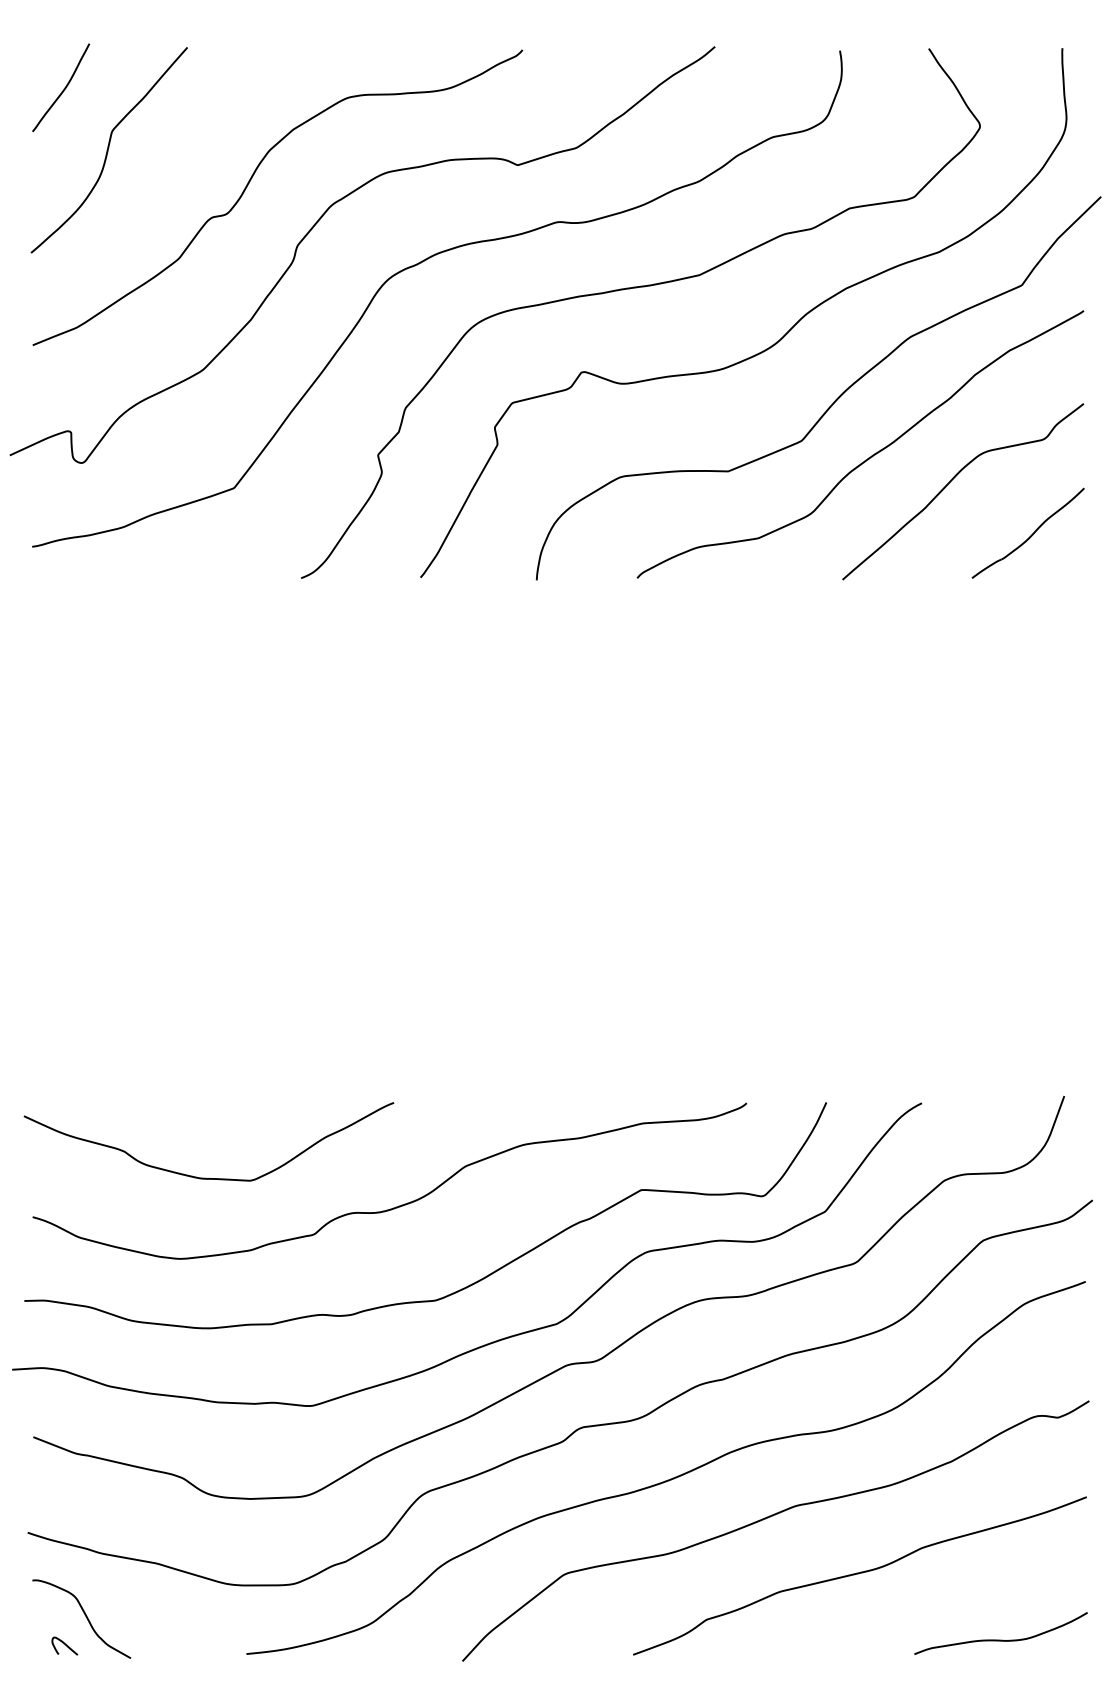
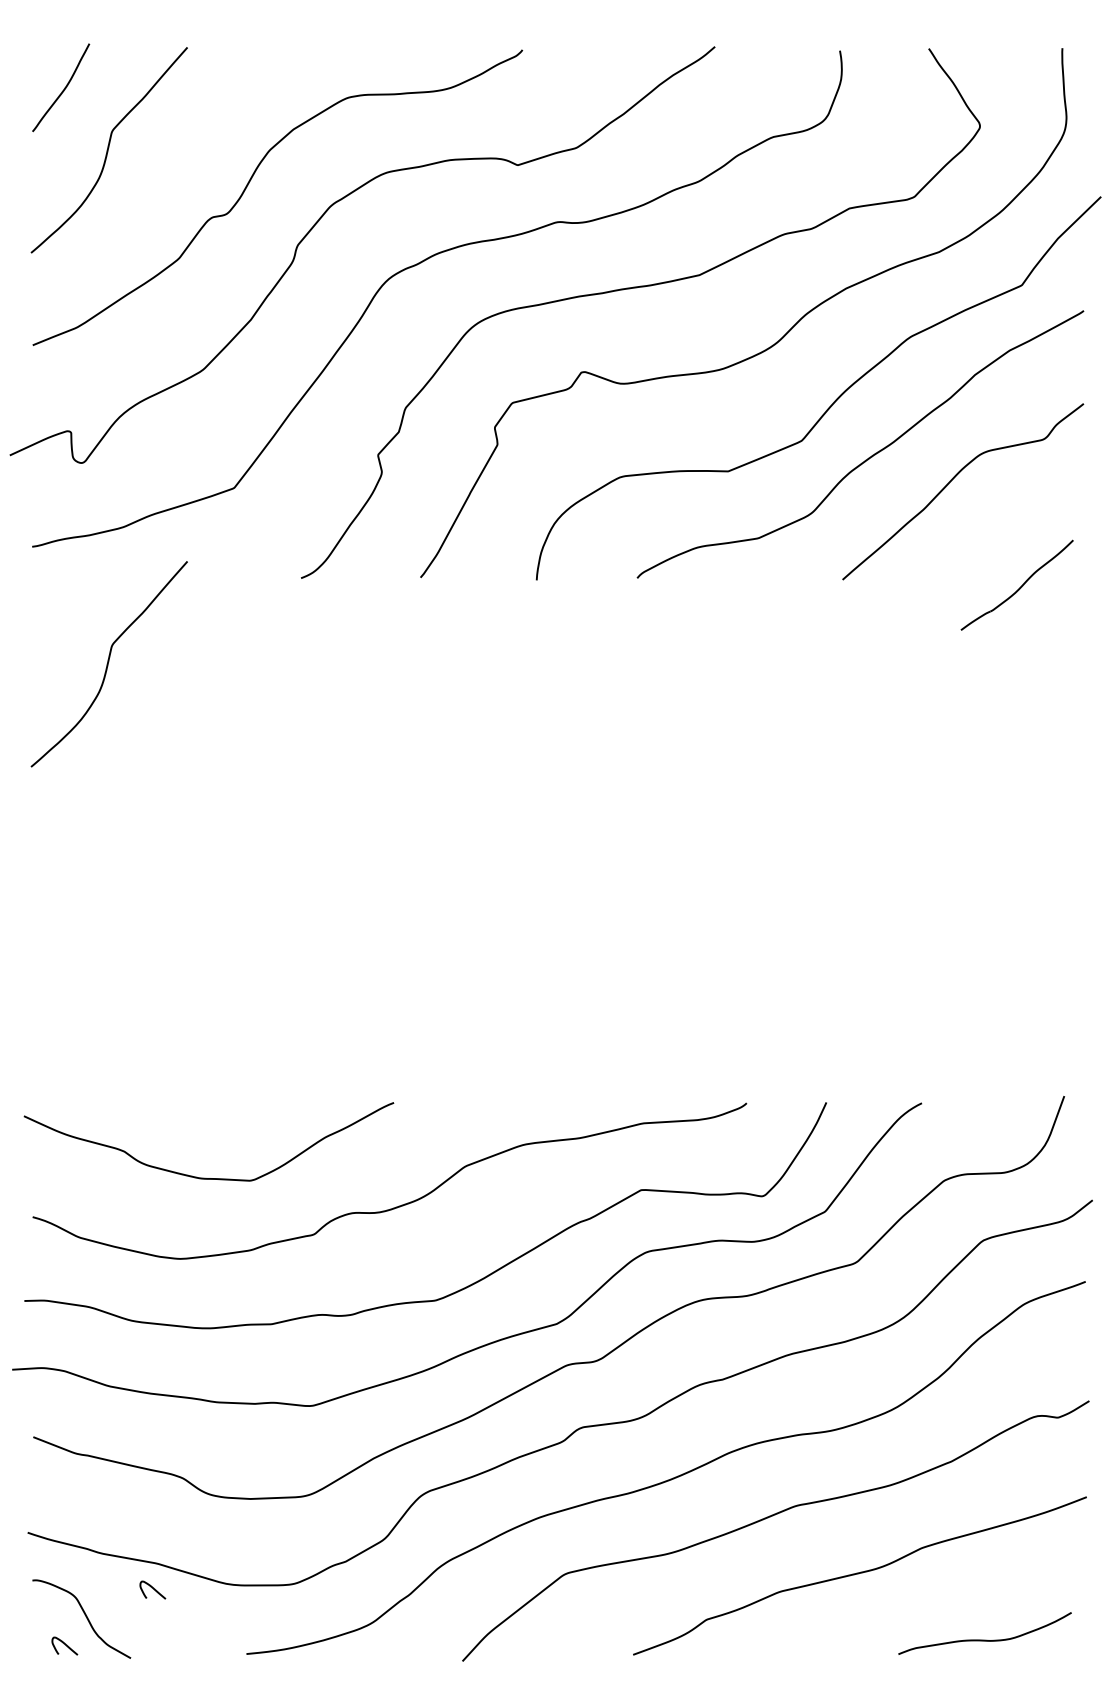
part position: (1027, 532) -> (1016, 584) (1016, 584)
curve: none -> present (108, 664)
curve: none -> present (152, 1588)
curve position: (1000, 1639) -> (984, 1639) (984, 1639)
